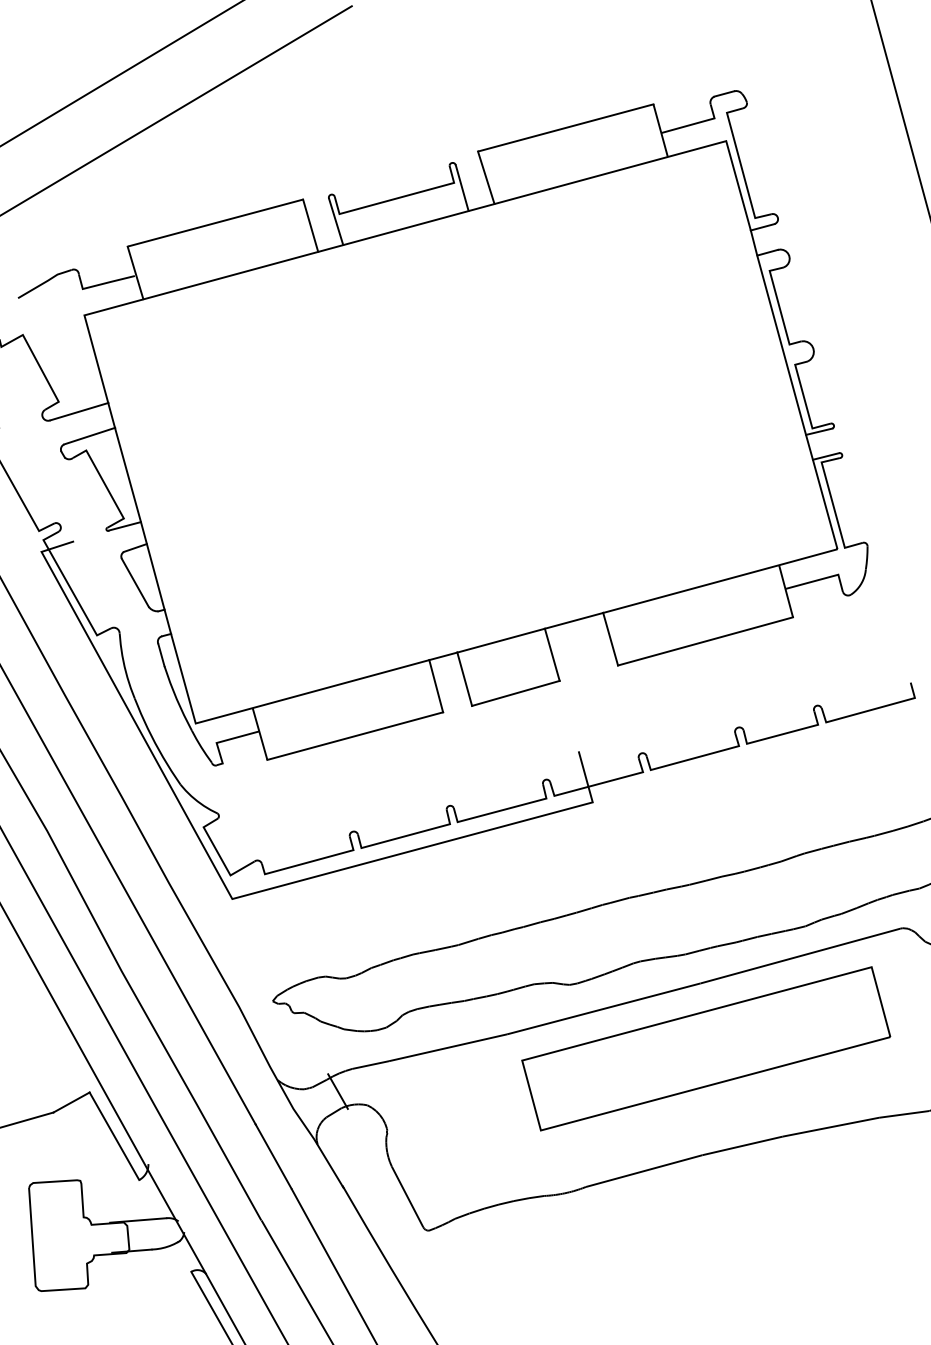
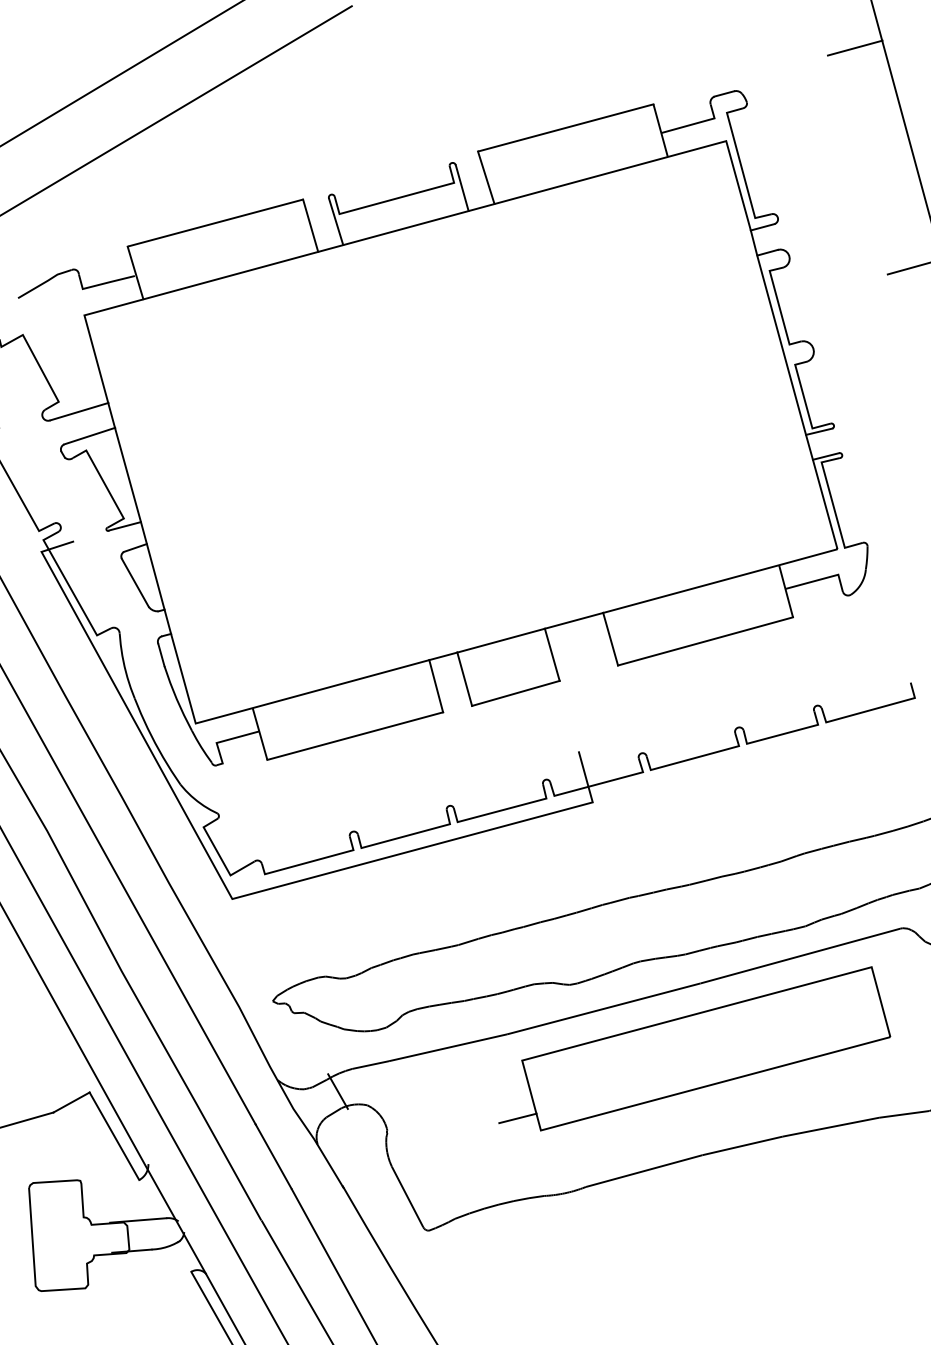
line: none -> present (854, 47)
line: none -> present (907, 268)
line: none -> present (517, 1118)
